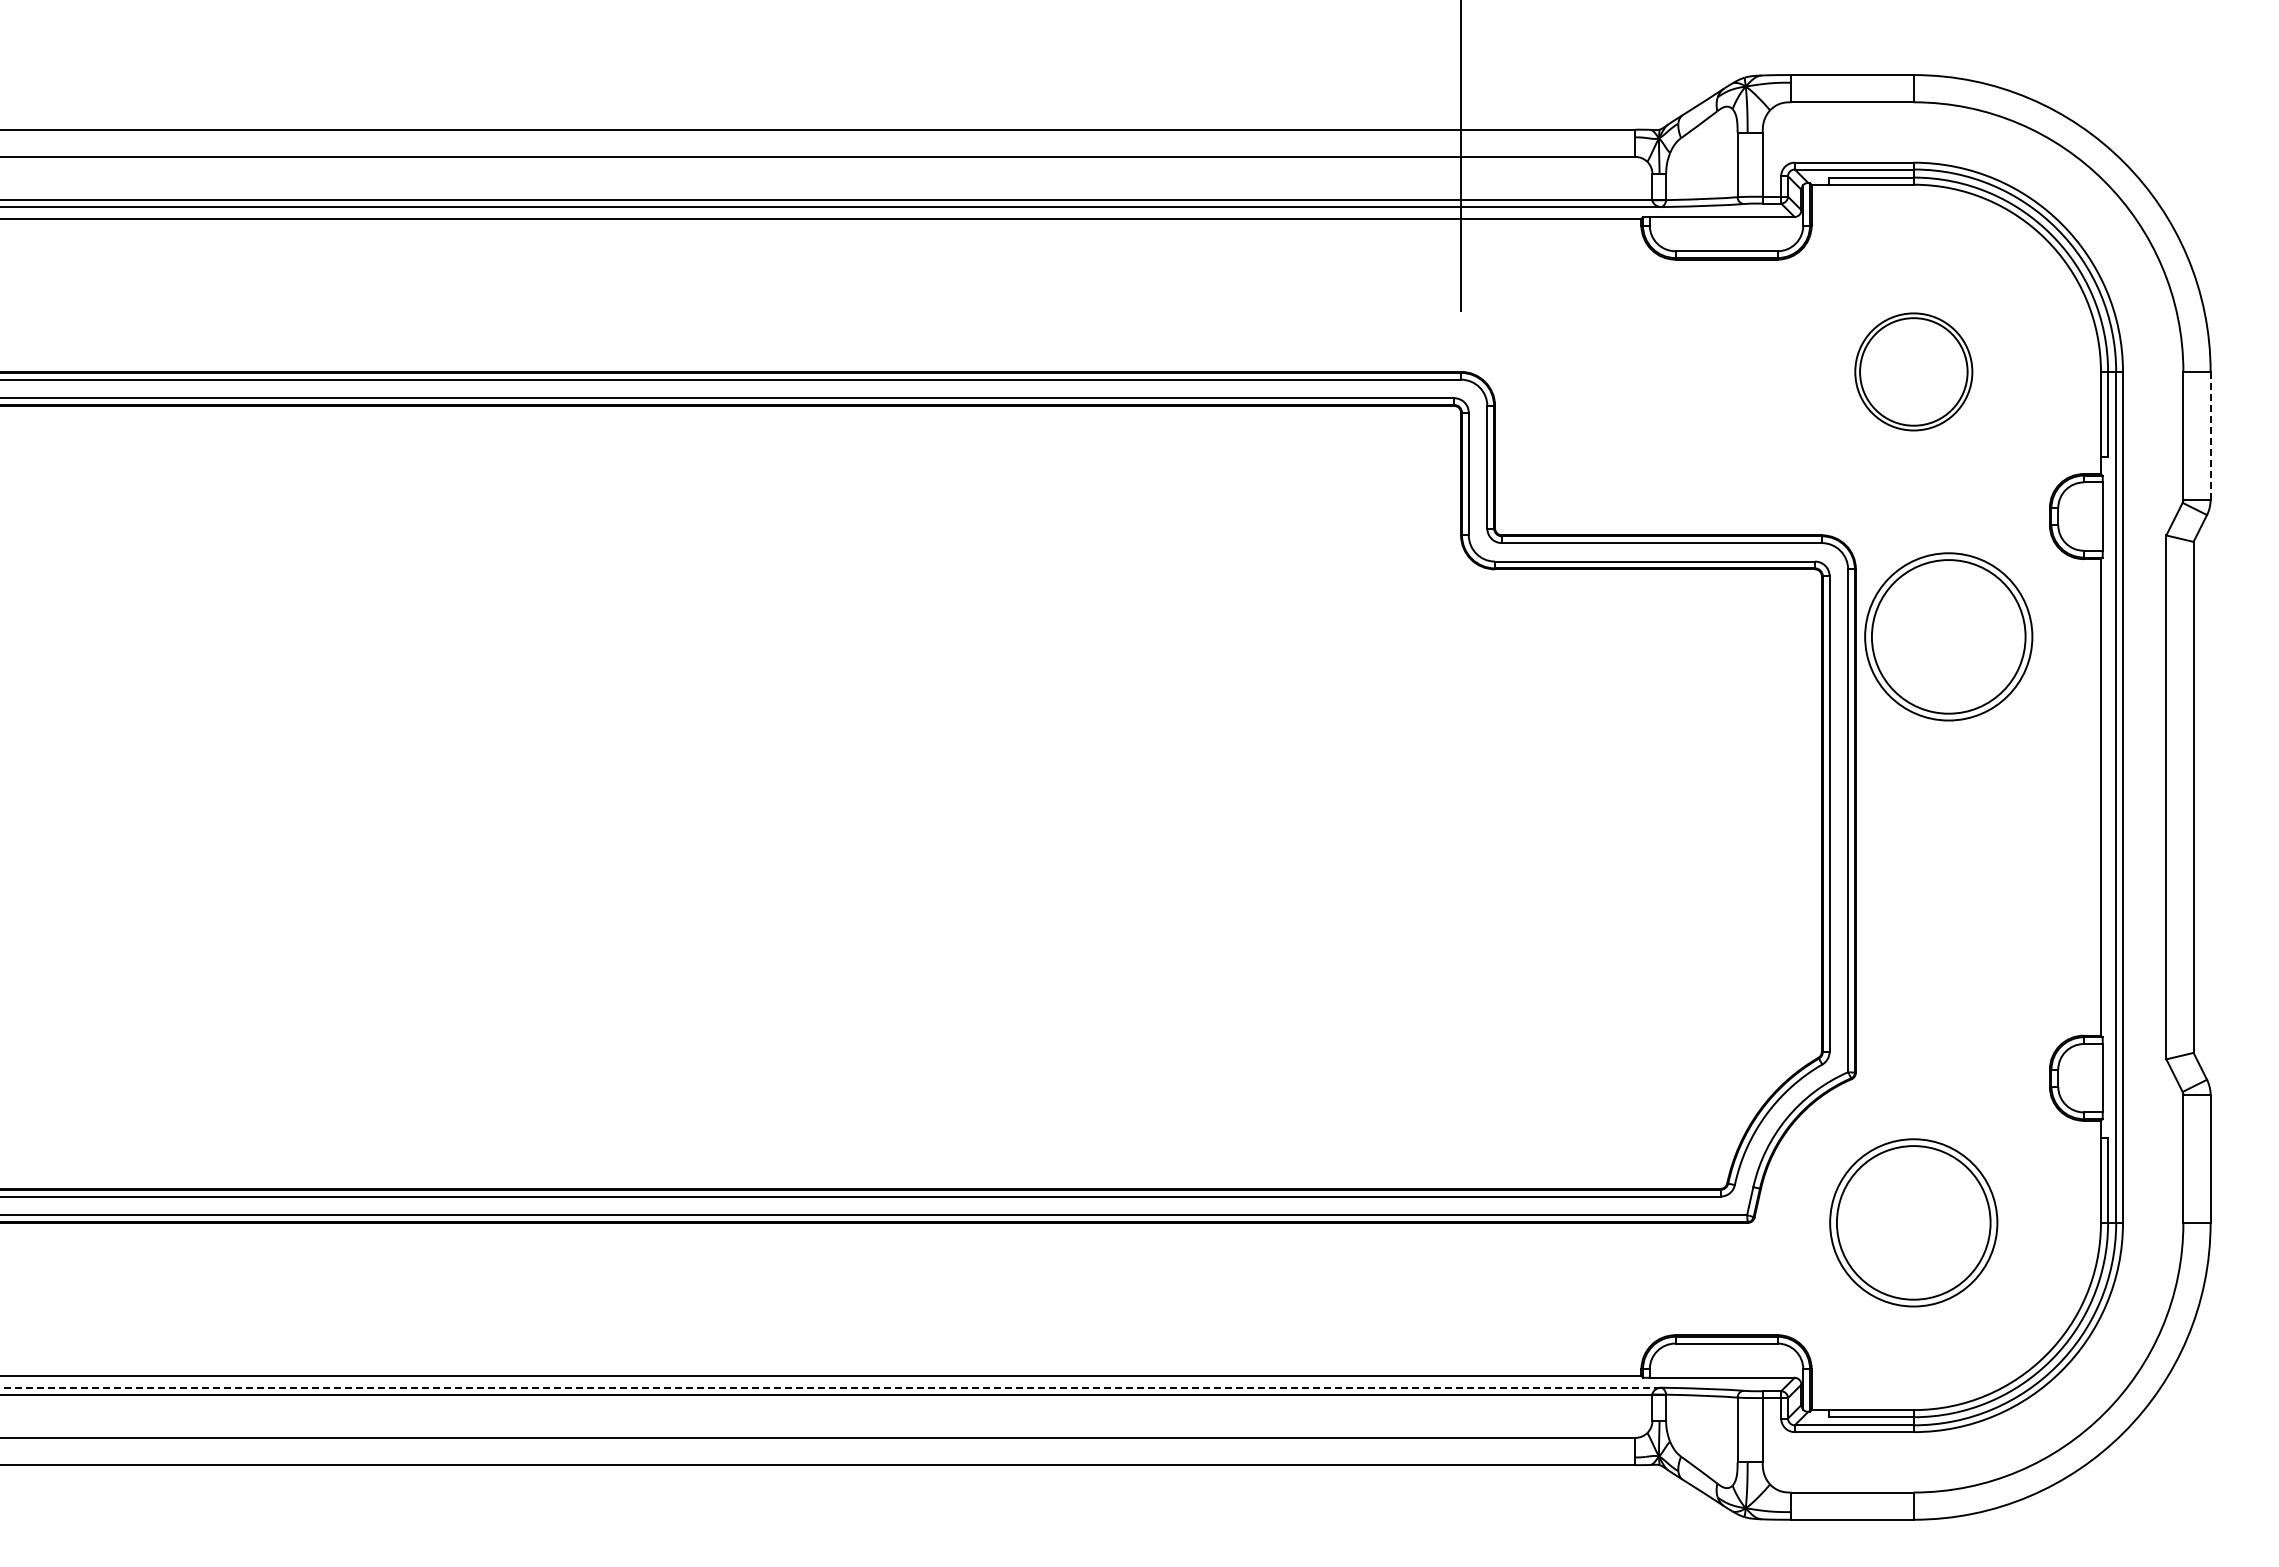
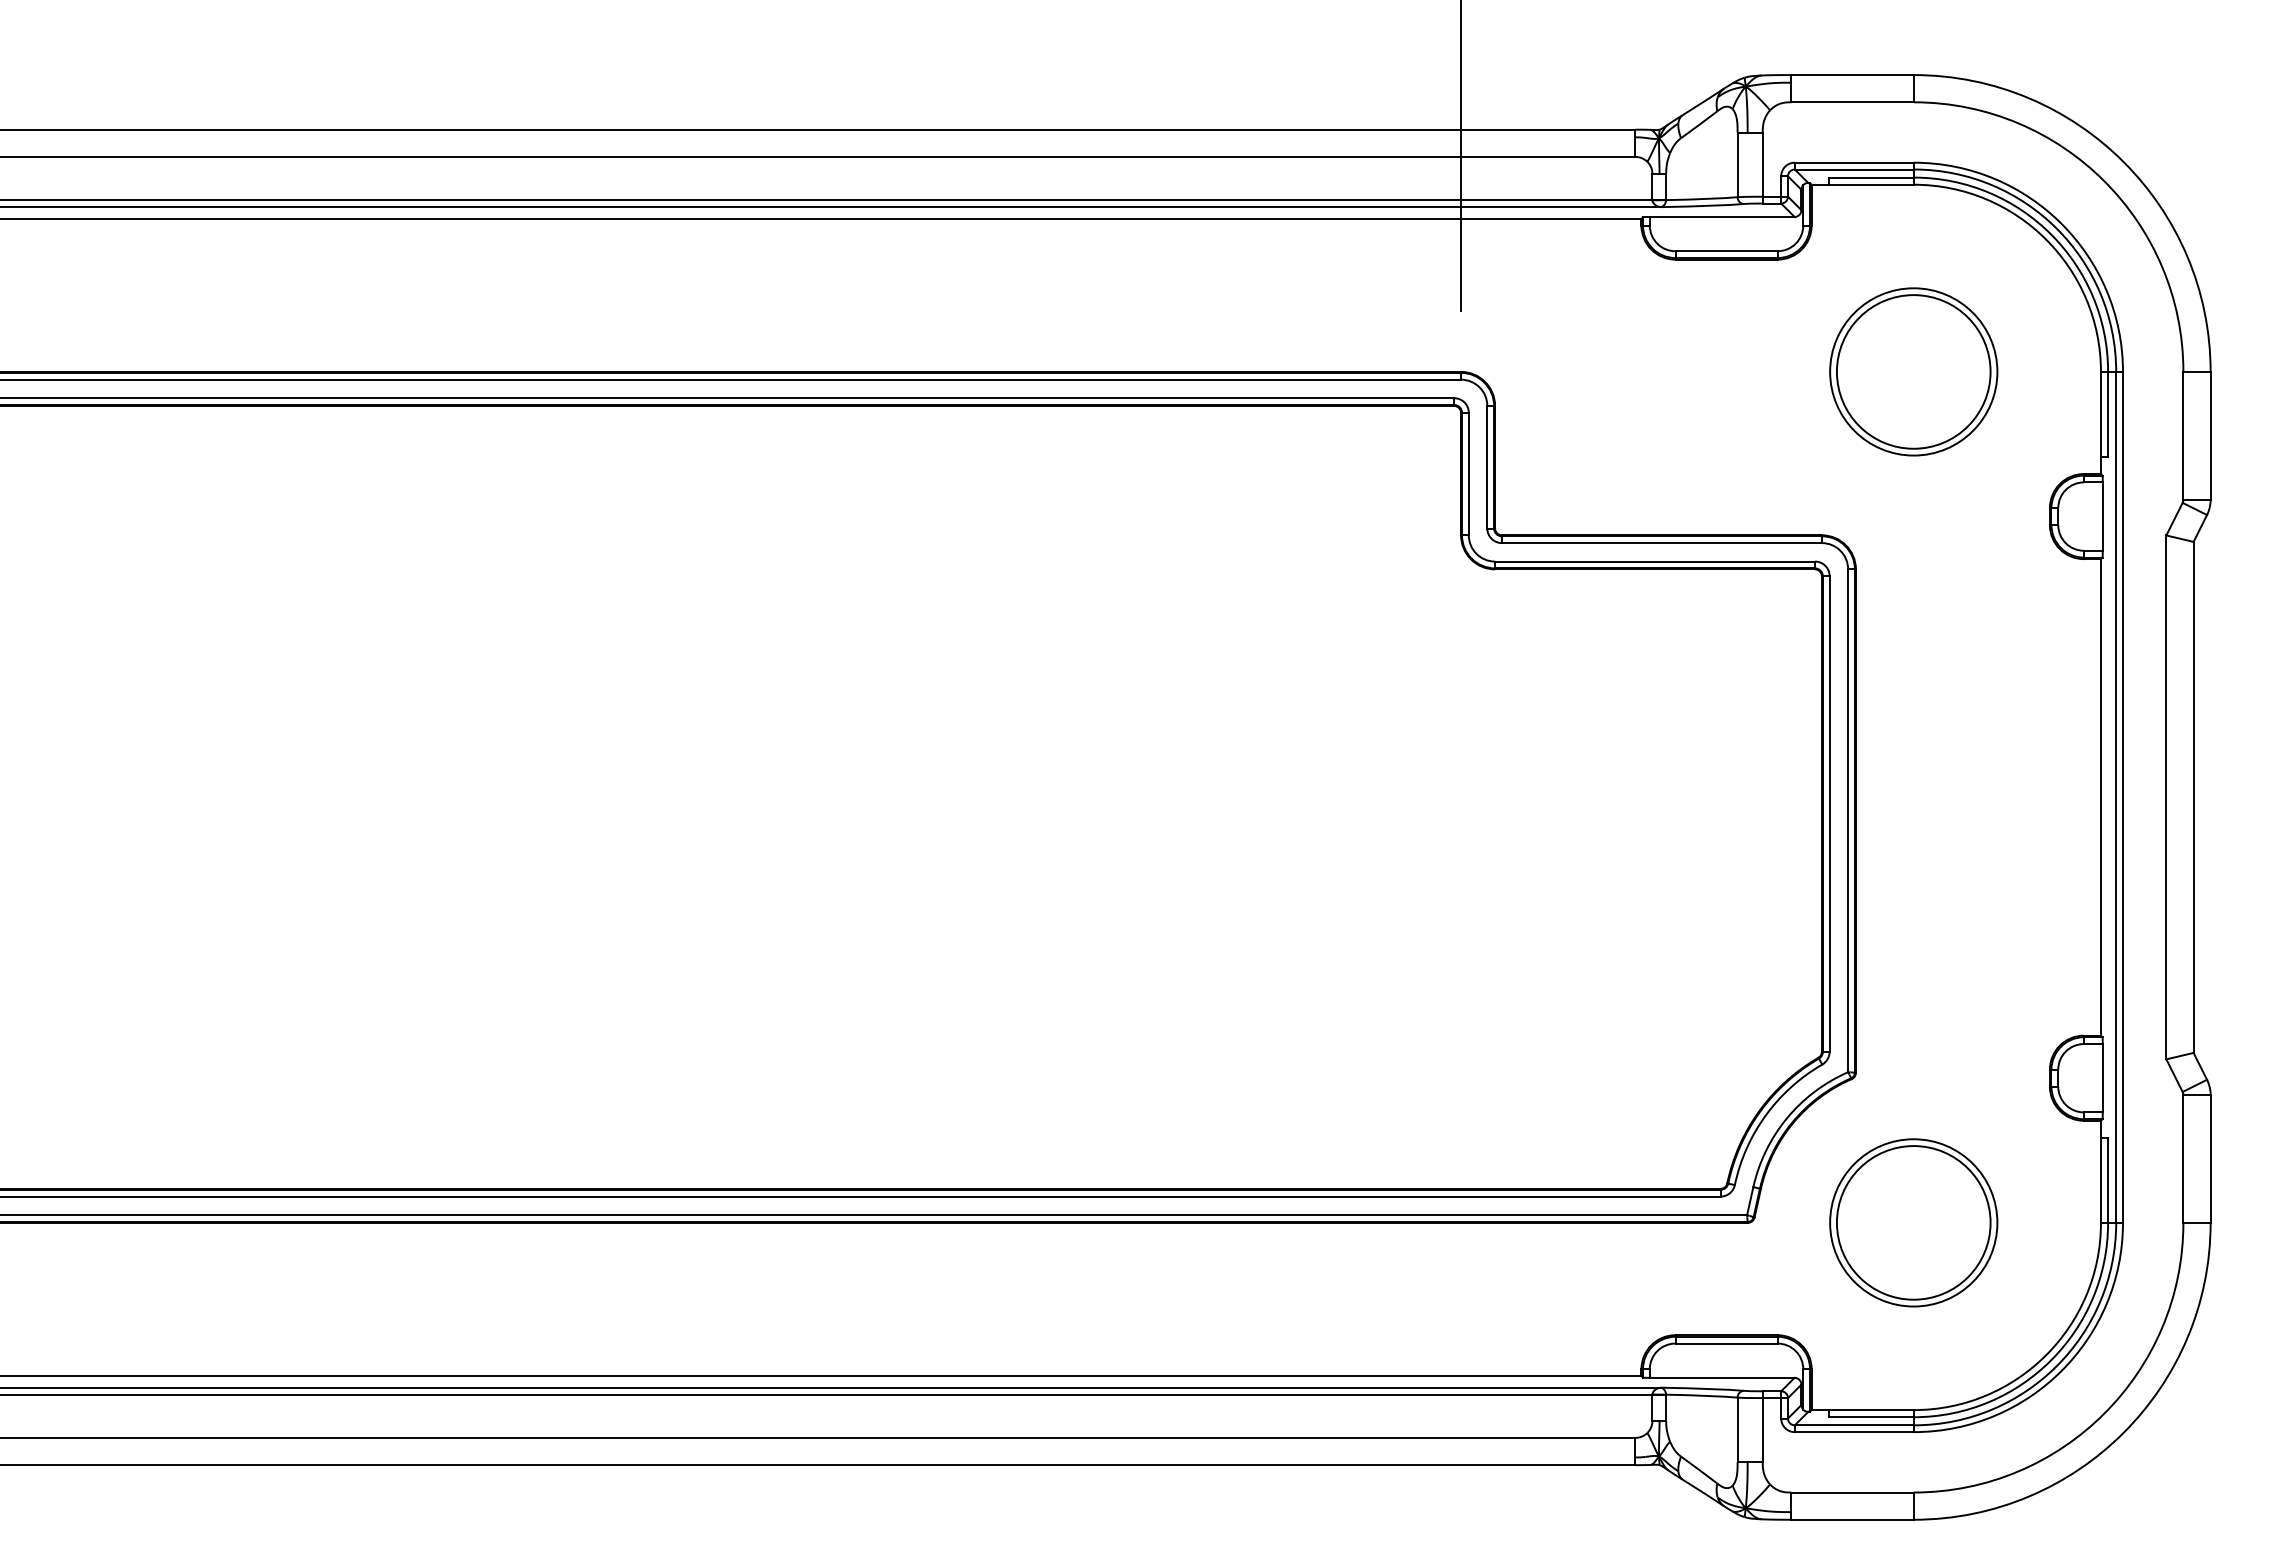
part size: 120x120 px -> 170x170 px (1913, 371)
line: dashed -> solid (2210, 435)
part: present -> none (1948, 636)
line: dashed -> solid (830, 1387)
